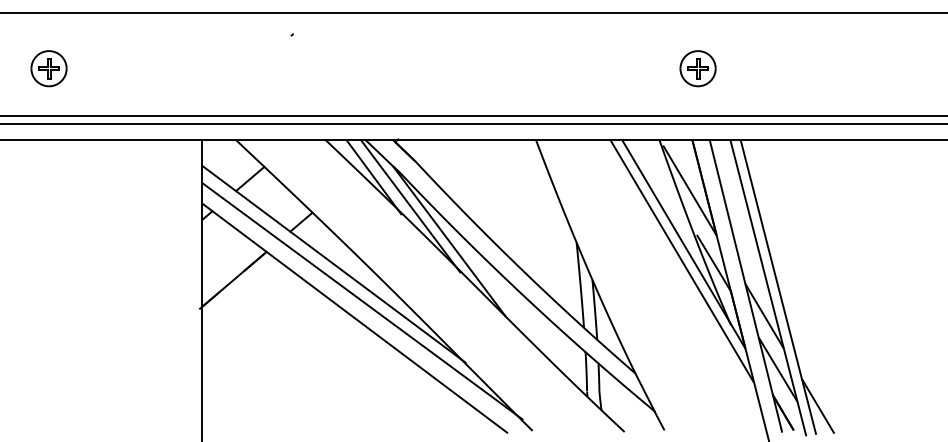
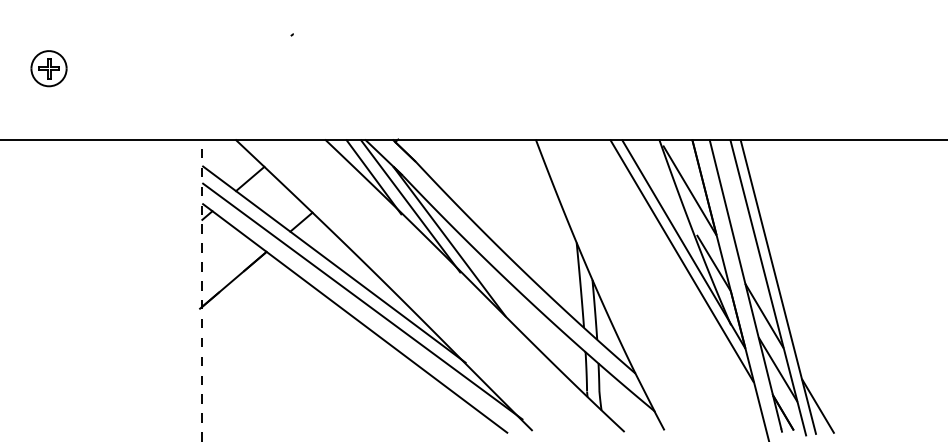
line: present -> none (473, 13)
part: present -> none (697, 68)
line: present -> none (473, 115)
line: present -> none (473, 124)
line: solid -> dashed (202, 290)
